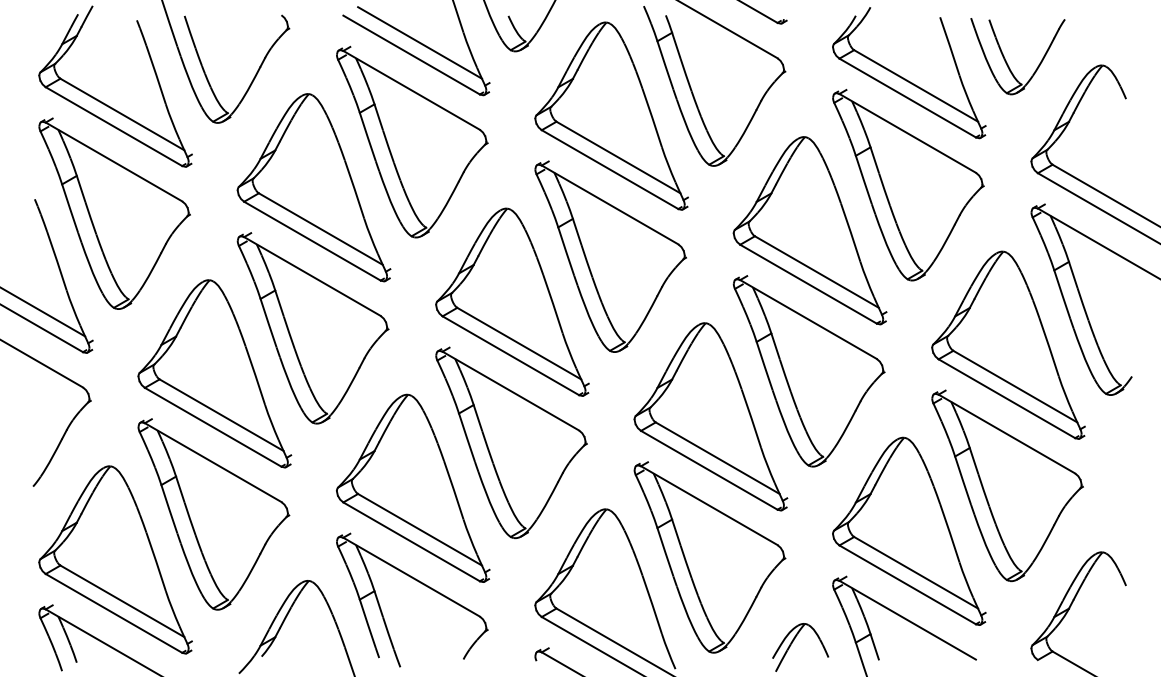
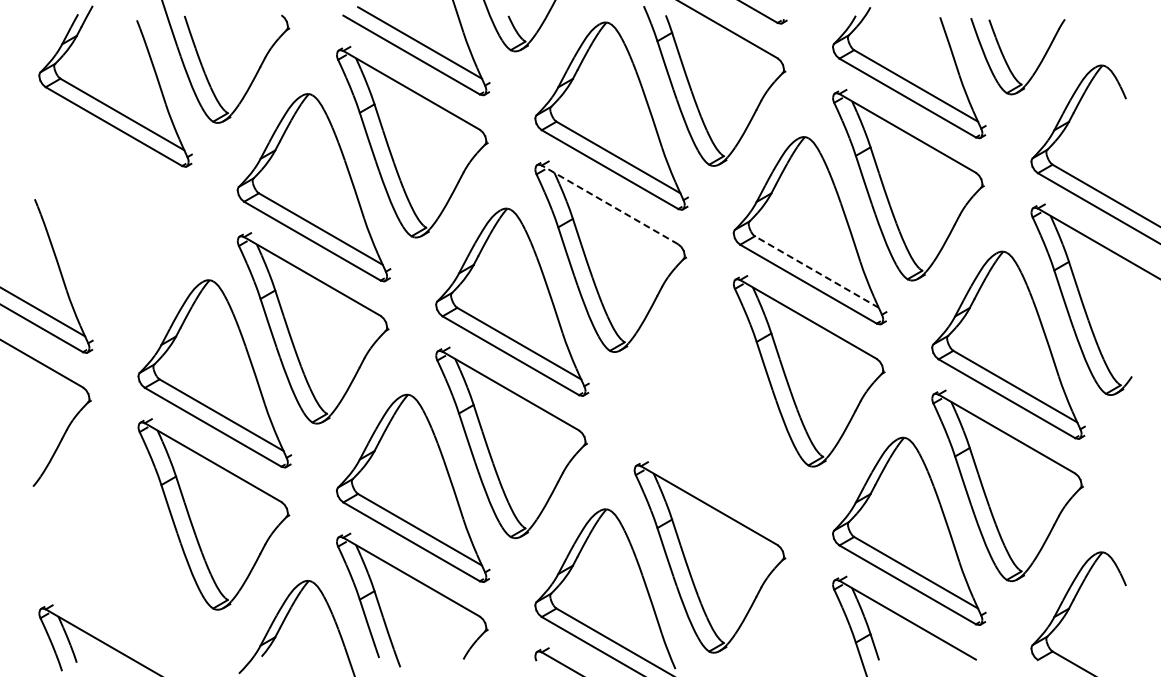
line: solid -> dashed (610, 204)
part: present -> none (114, 213)
line: solid -> dashed (816, 272)
part: present -> none (710, 416)
part: present -> none (115, 559)
part: present -> none (792, 643)
